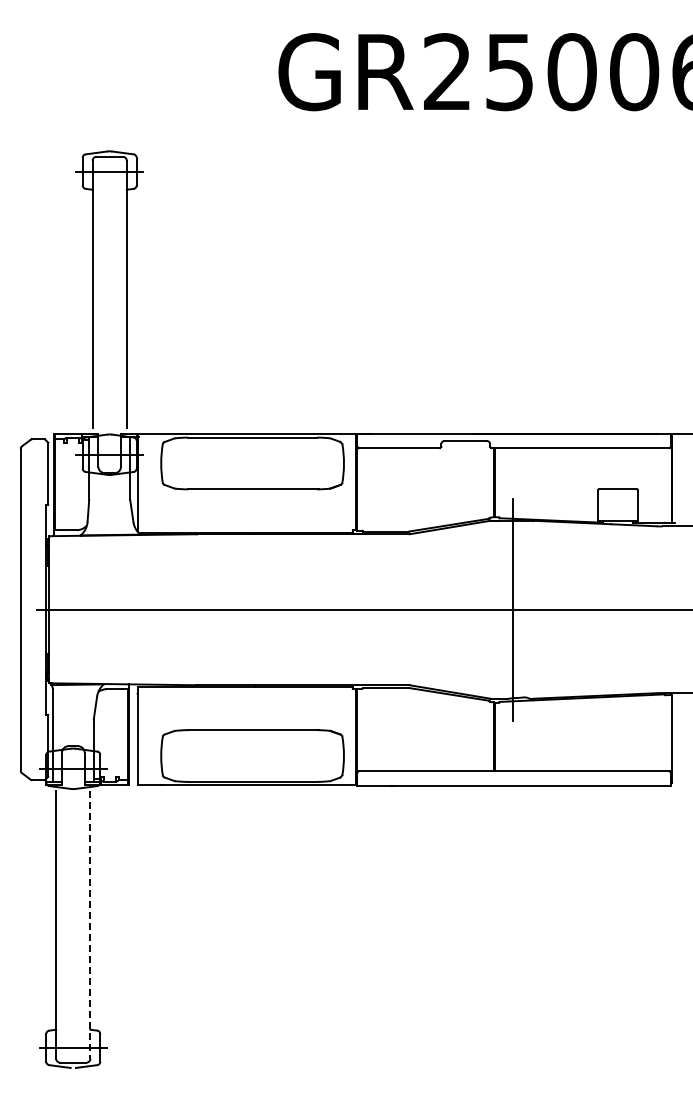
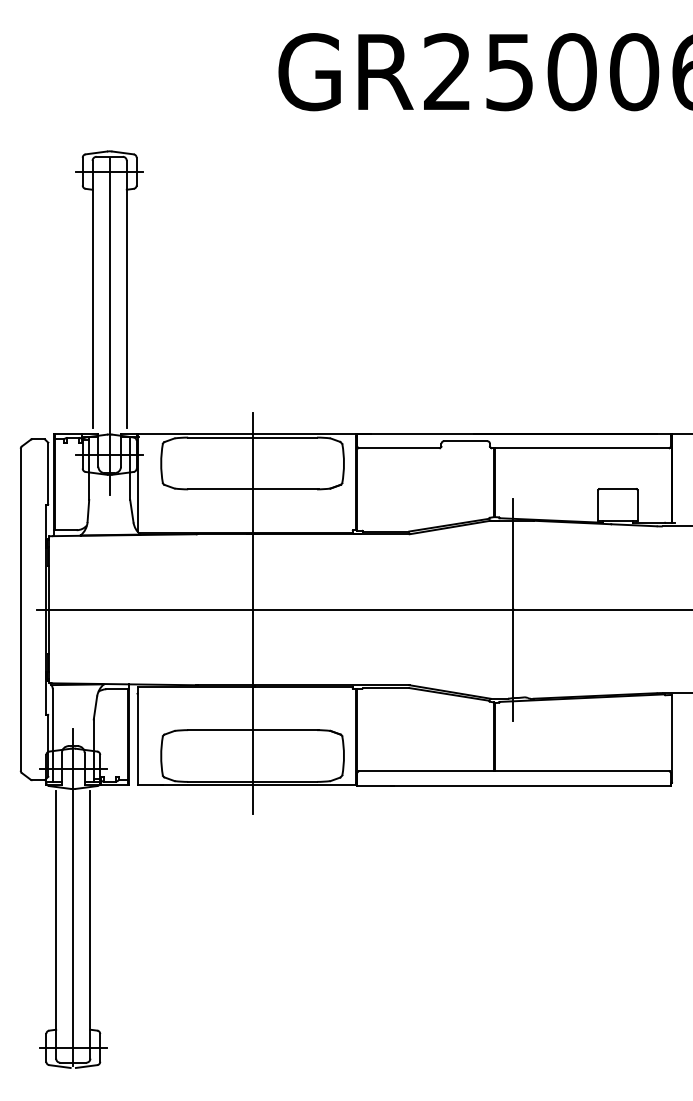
line: none -> present (109, 325)
line: none -> present (252, 612)
line: none -> present (73, 896)
line: dashed -> solid (90, 925)
